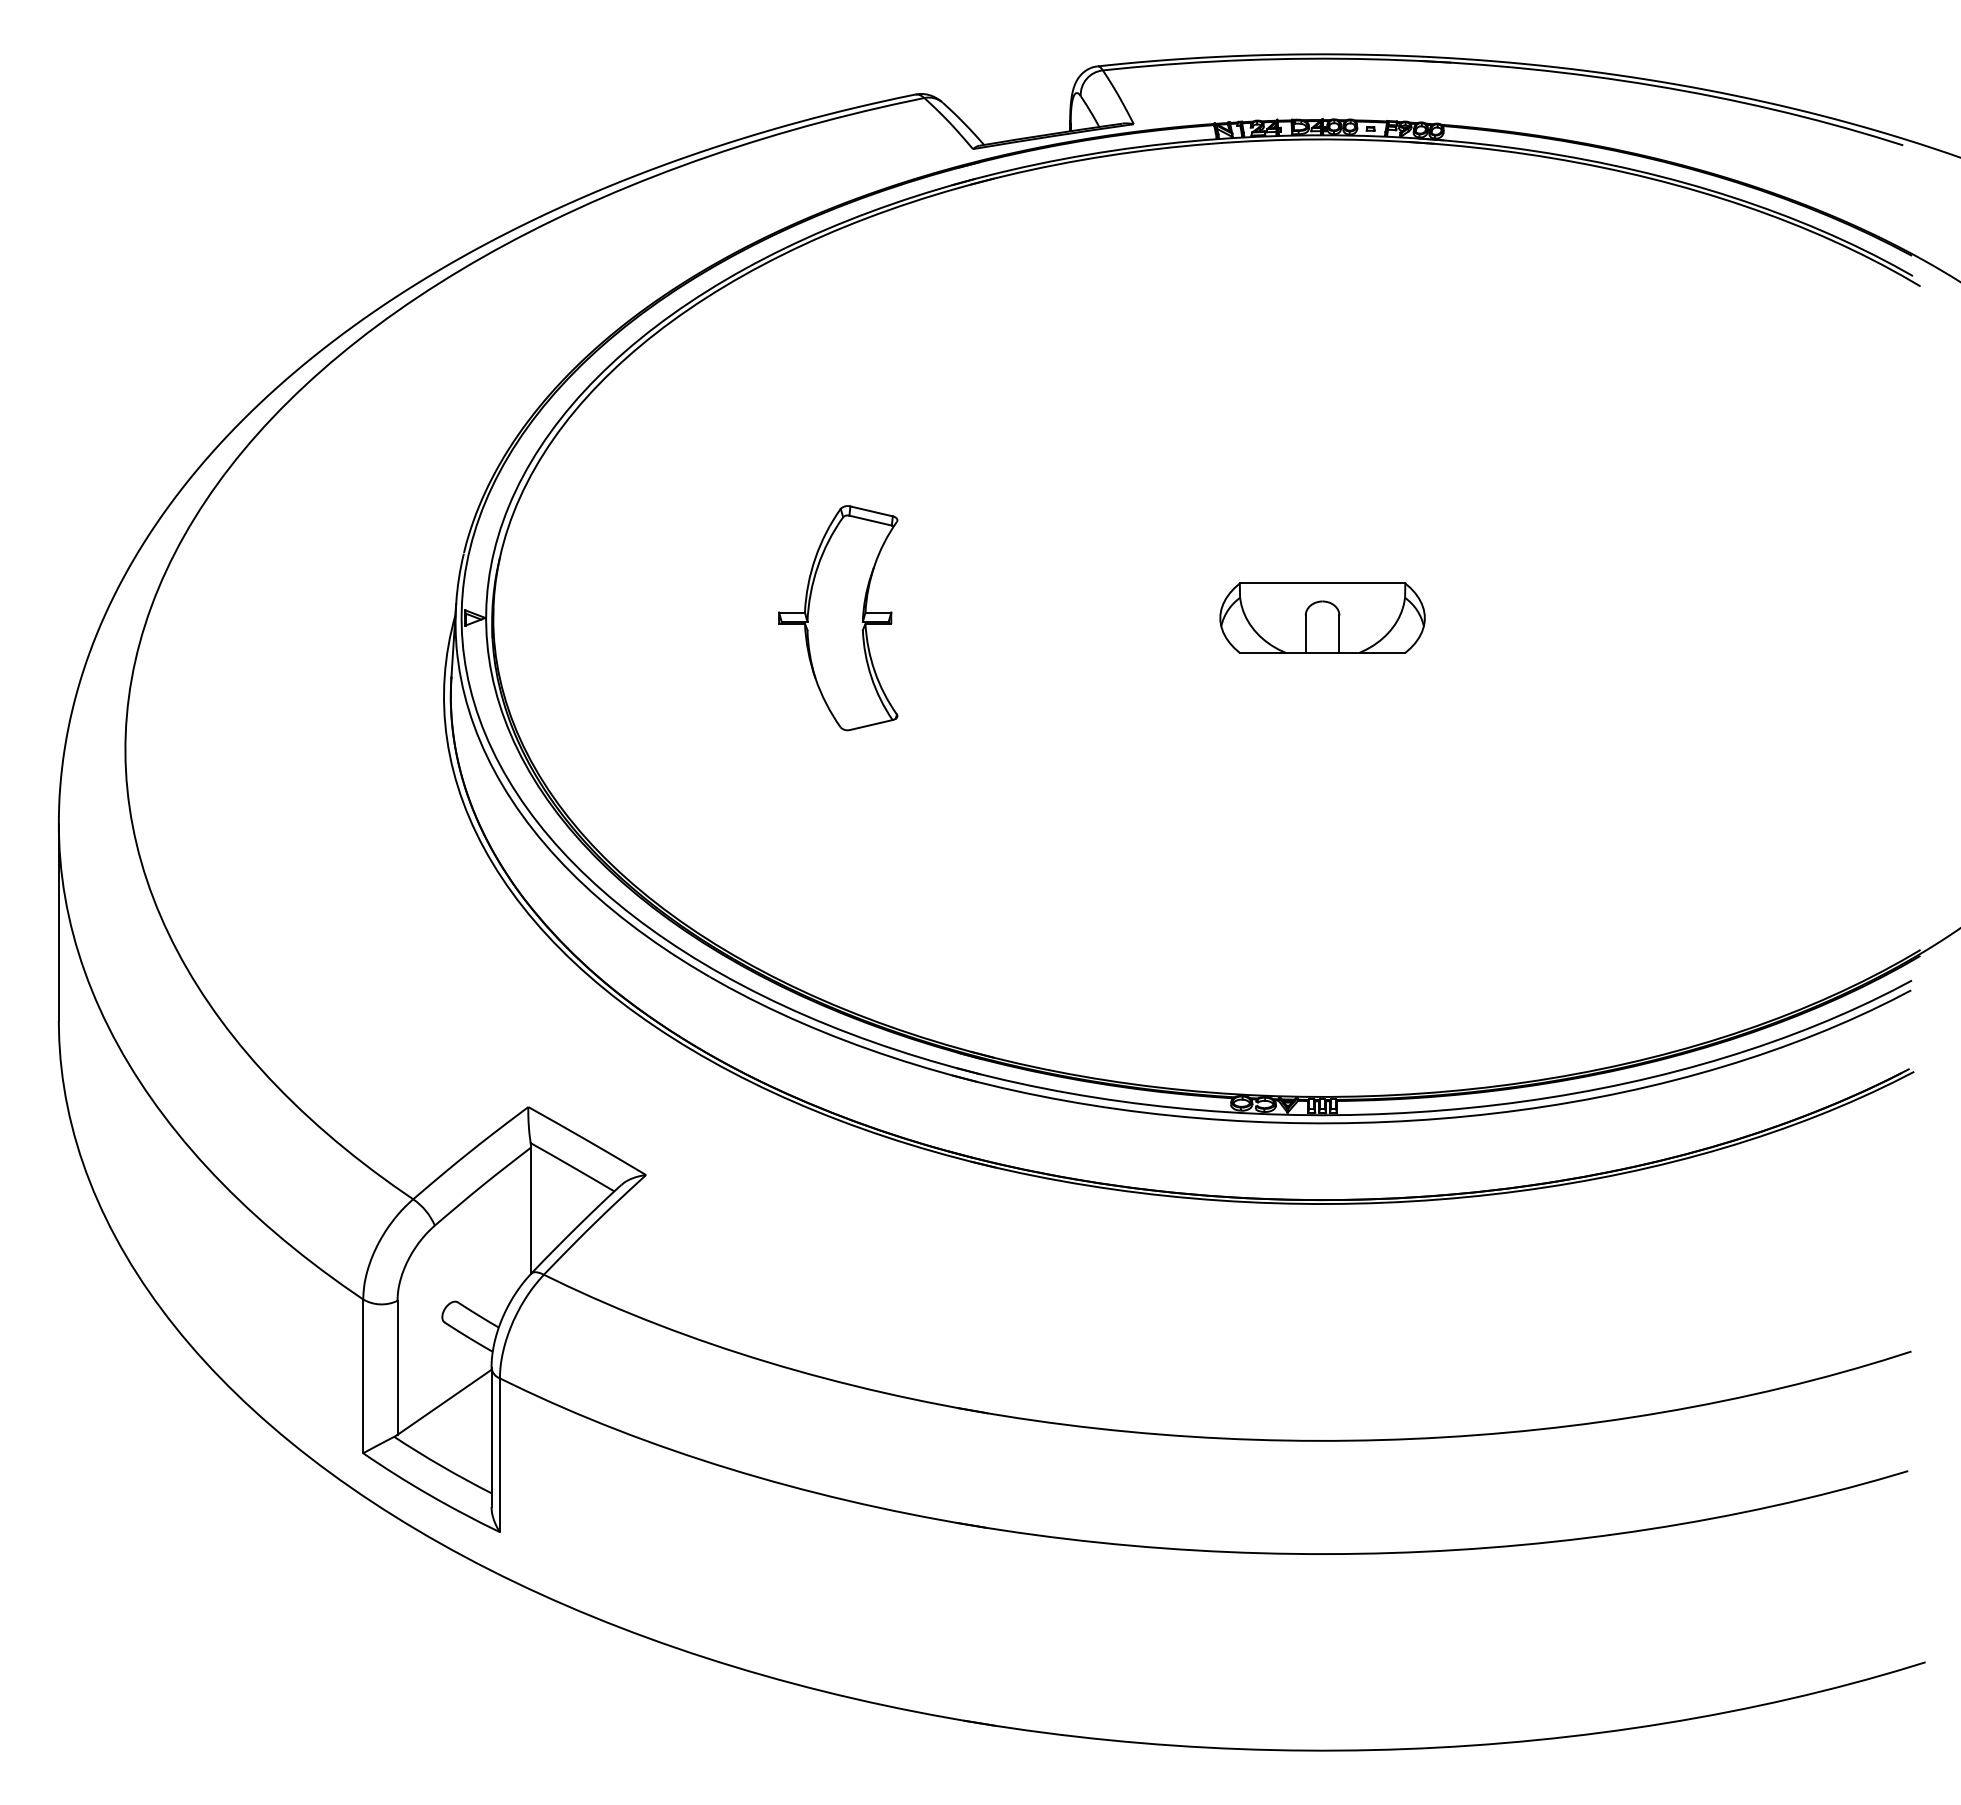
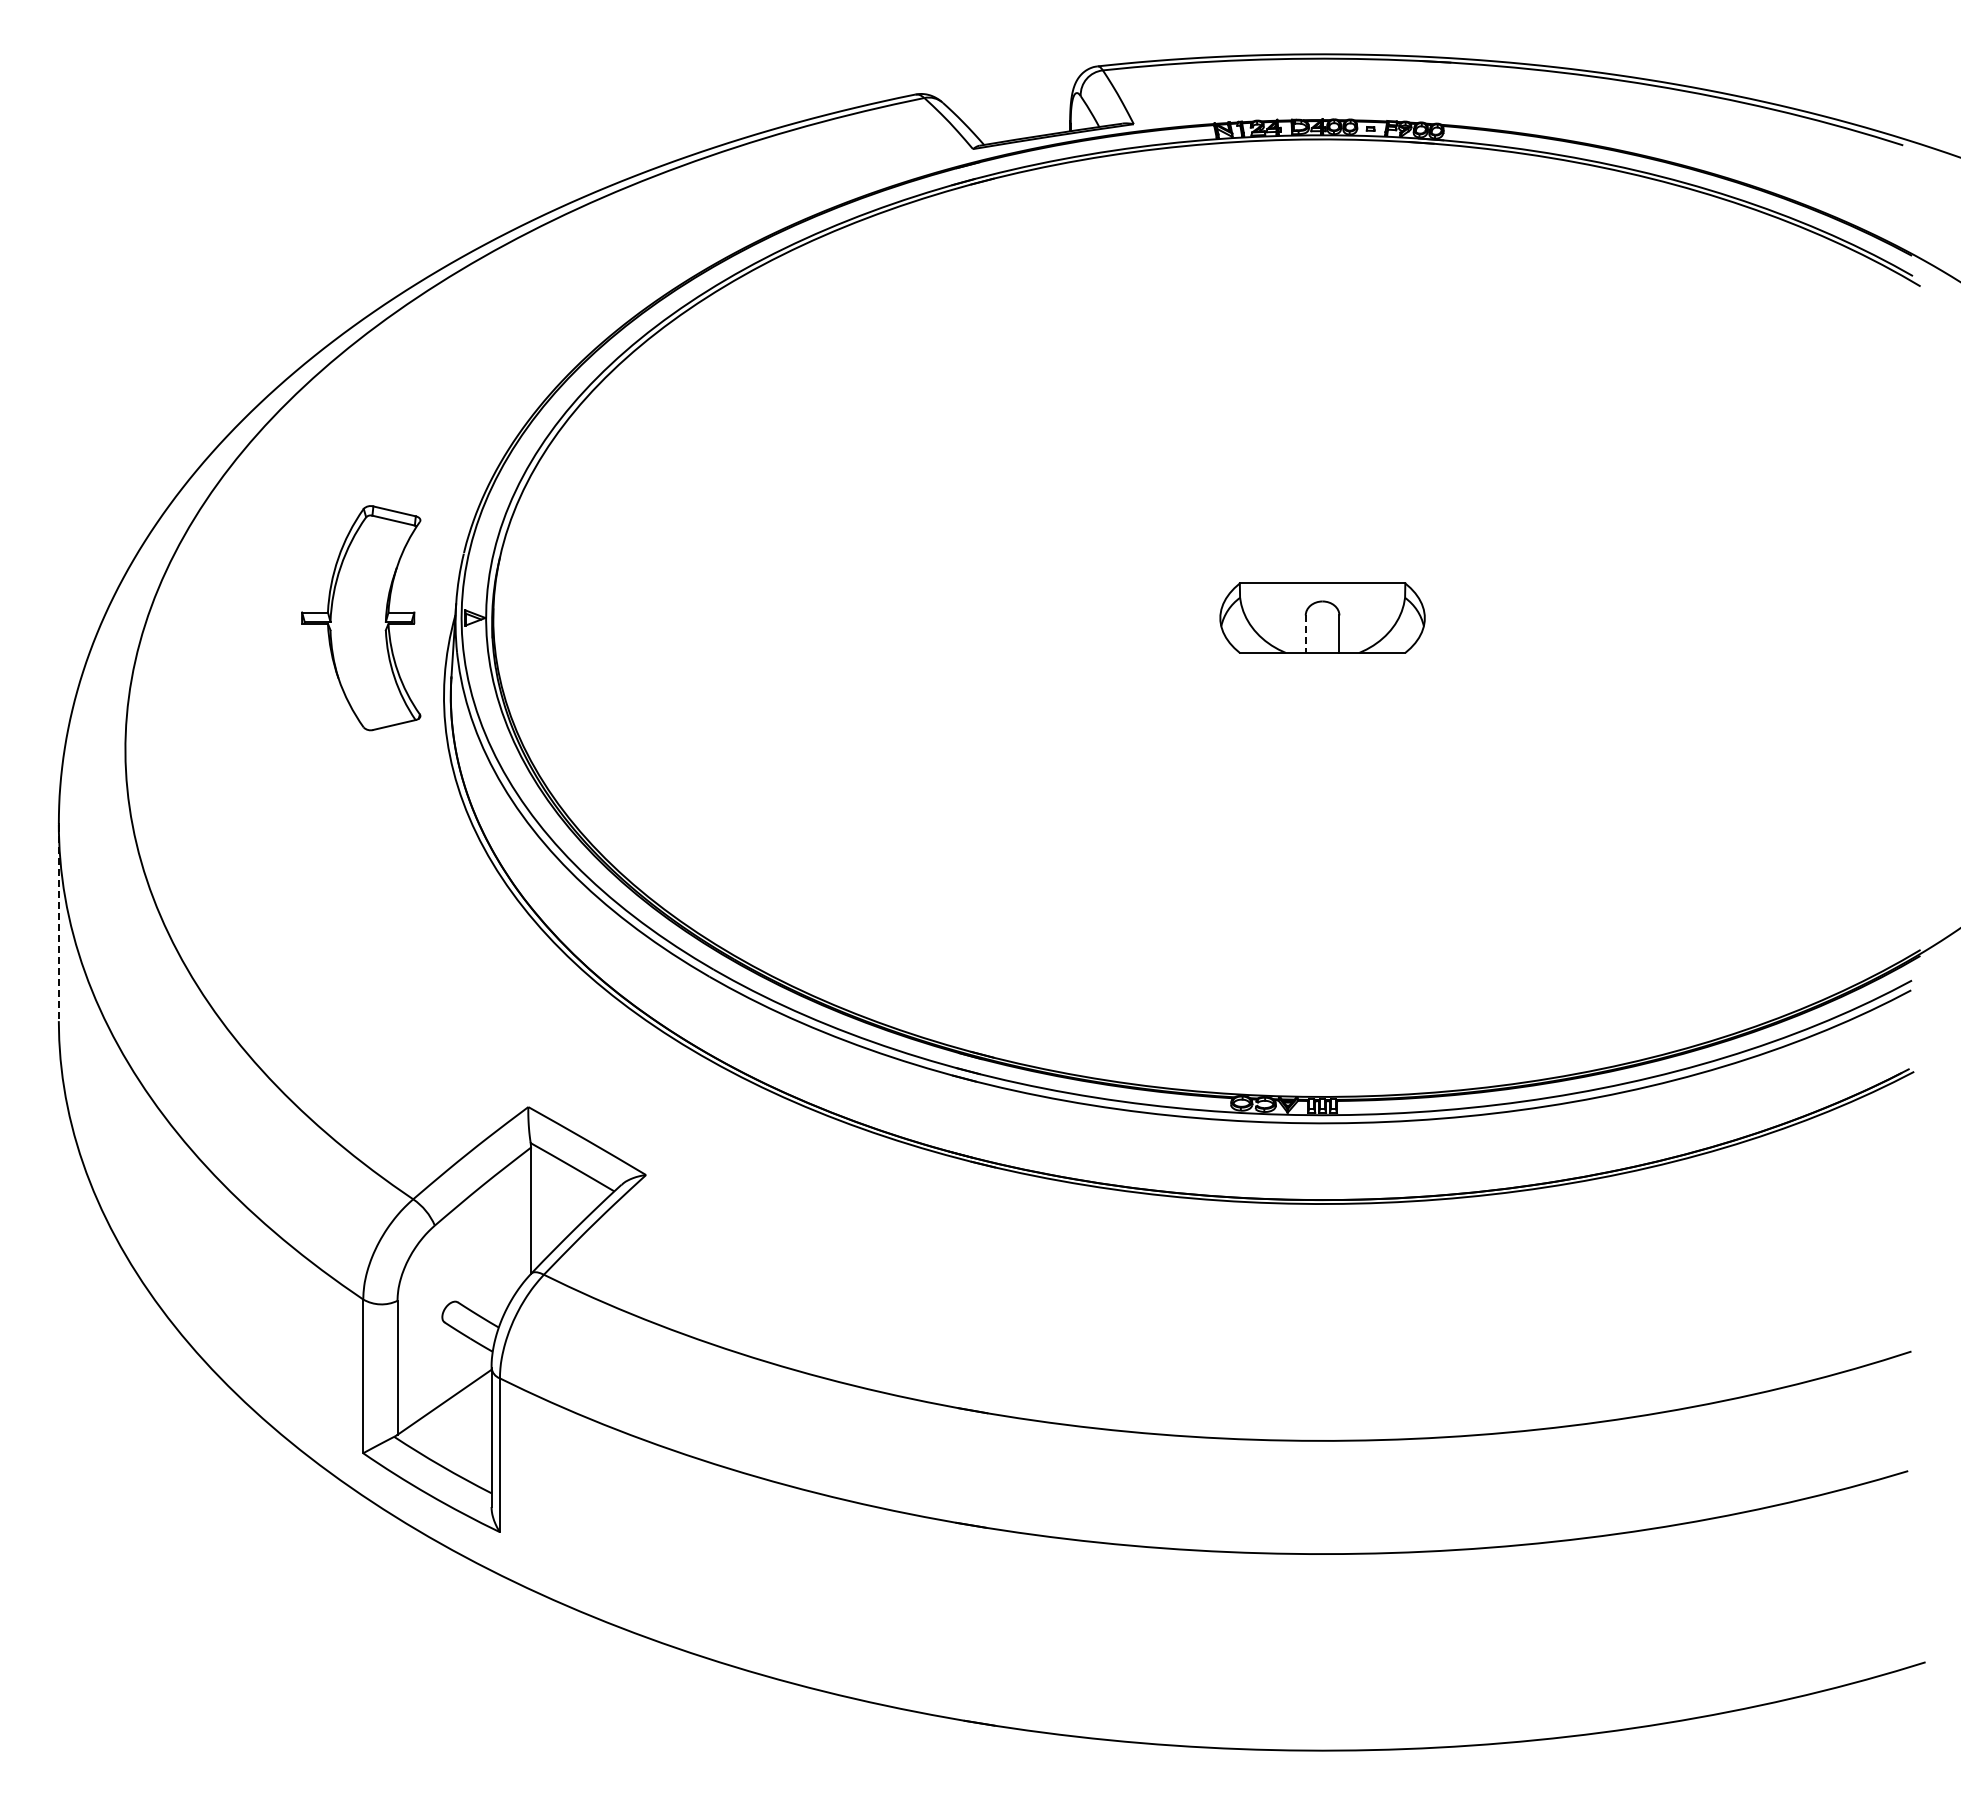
part position: (838, 618) -> (361, 618) (361, 618)
line: solid -> dashed (1305, 634)
line: solid -> dashed (58, 923)
